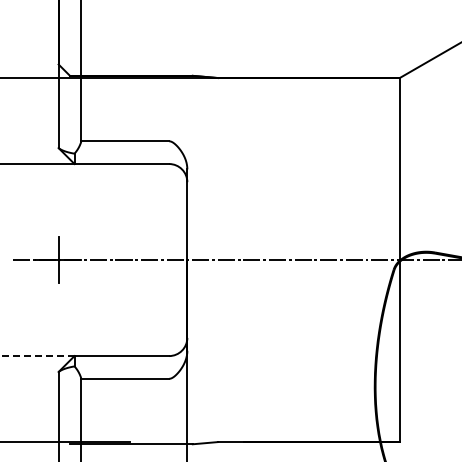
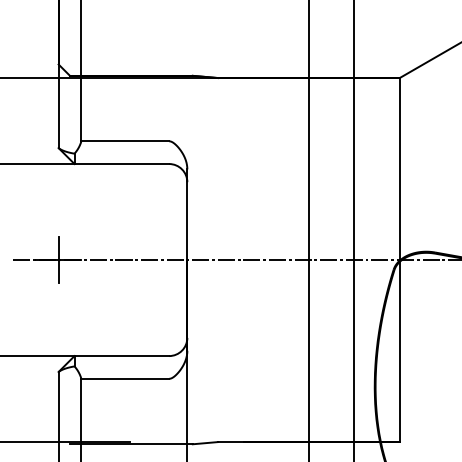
line: none -> present (308, 230)
line: none -> present (354, 230)
line: dashed -> solid (37, 356)
